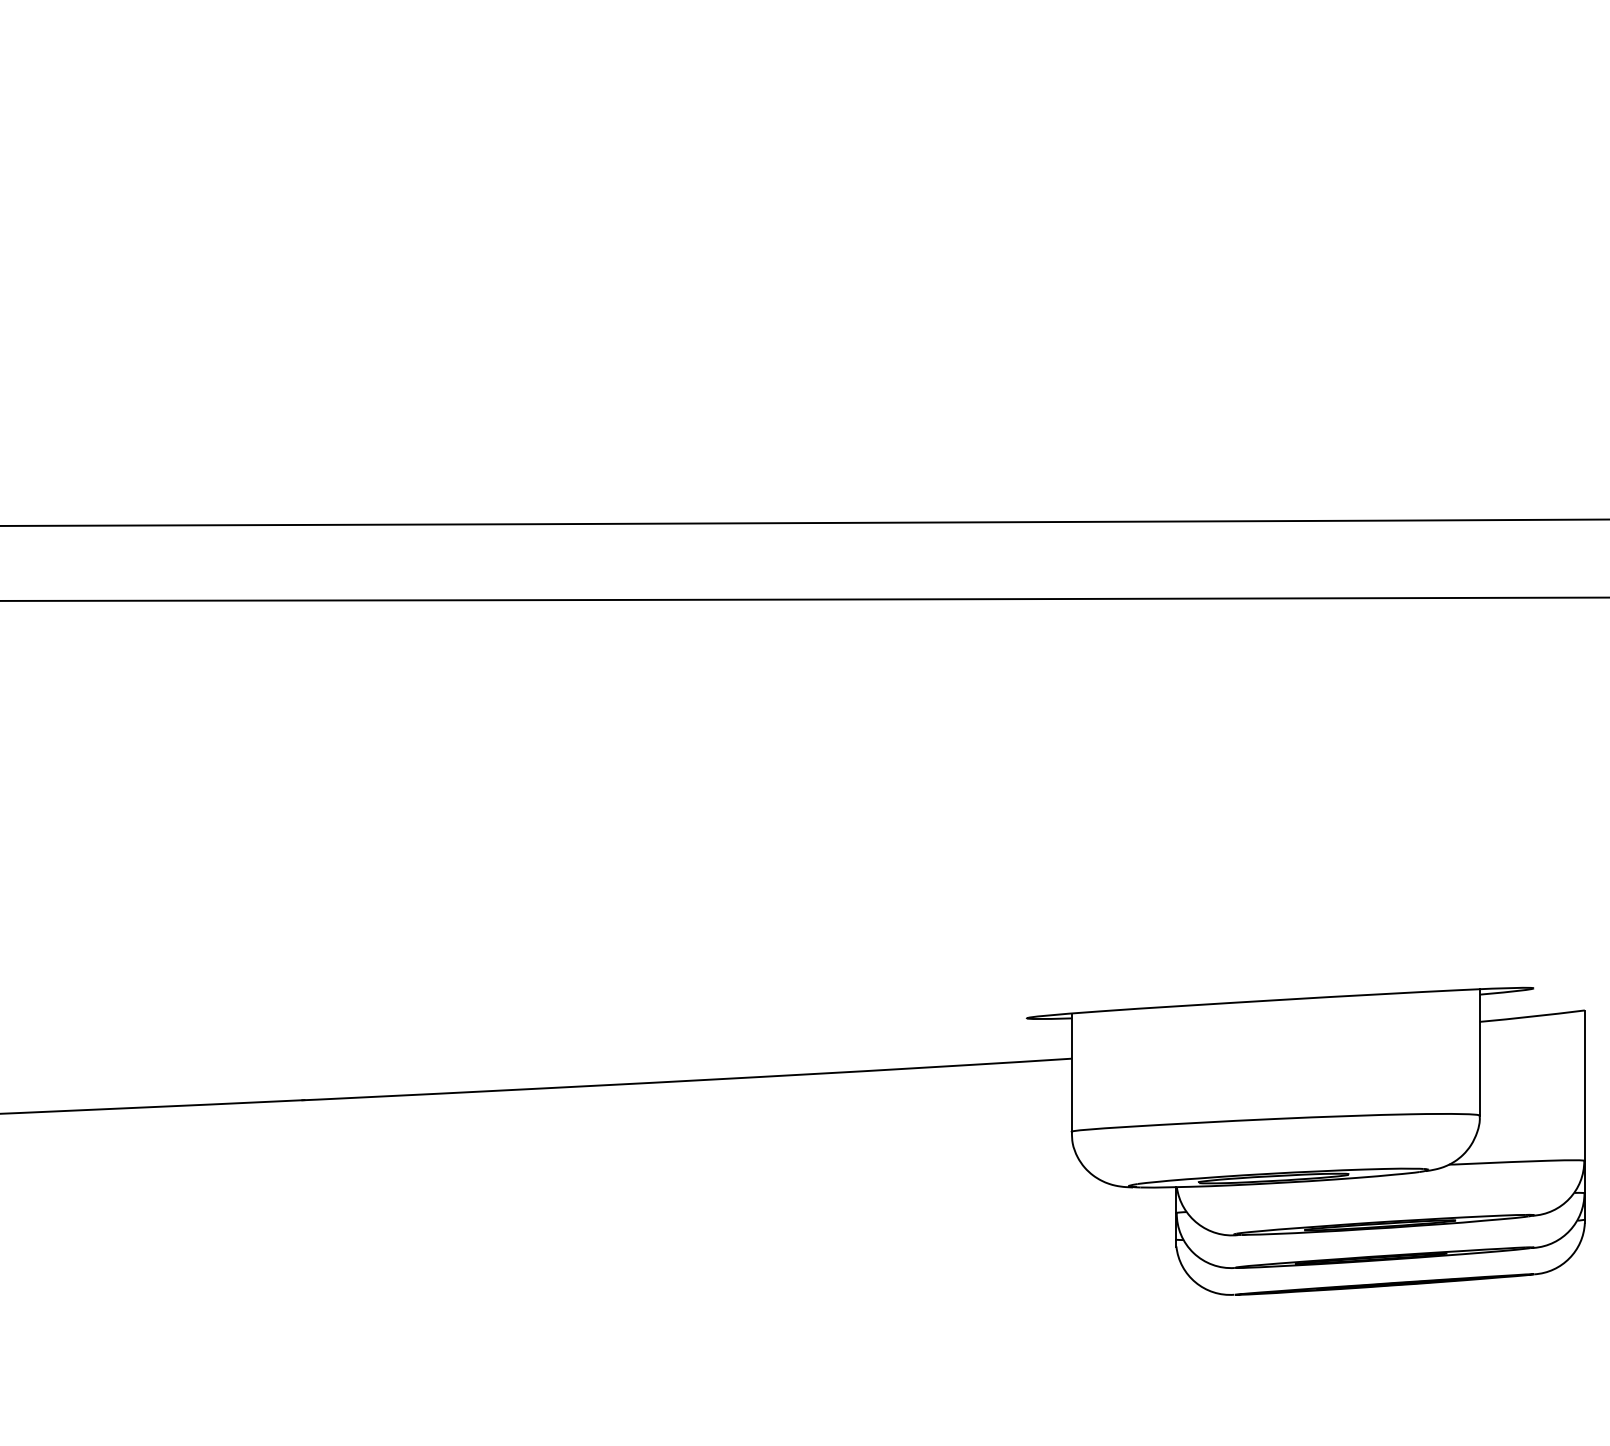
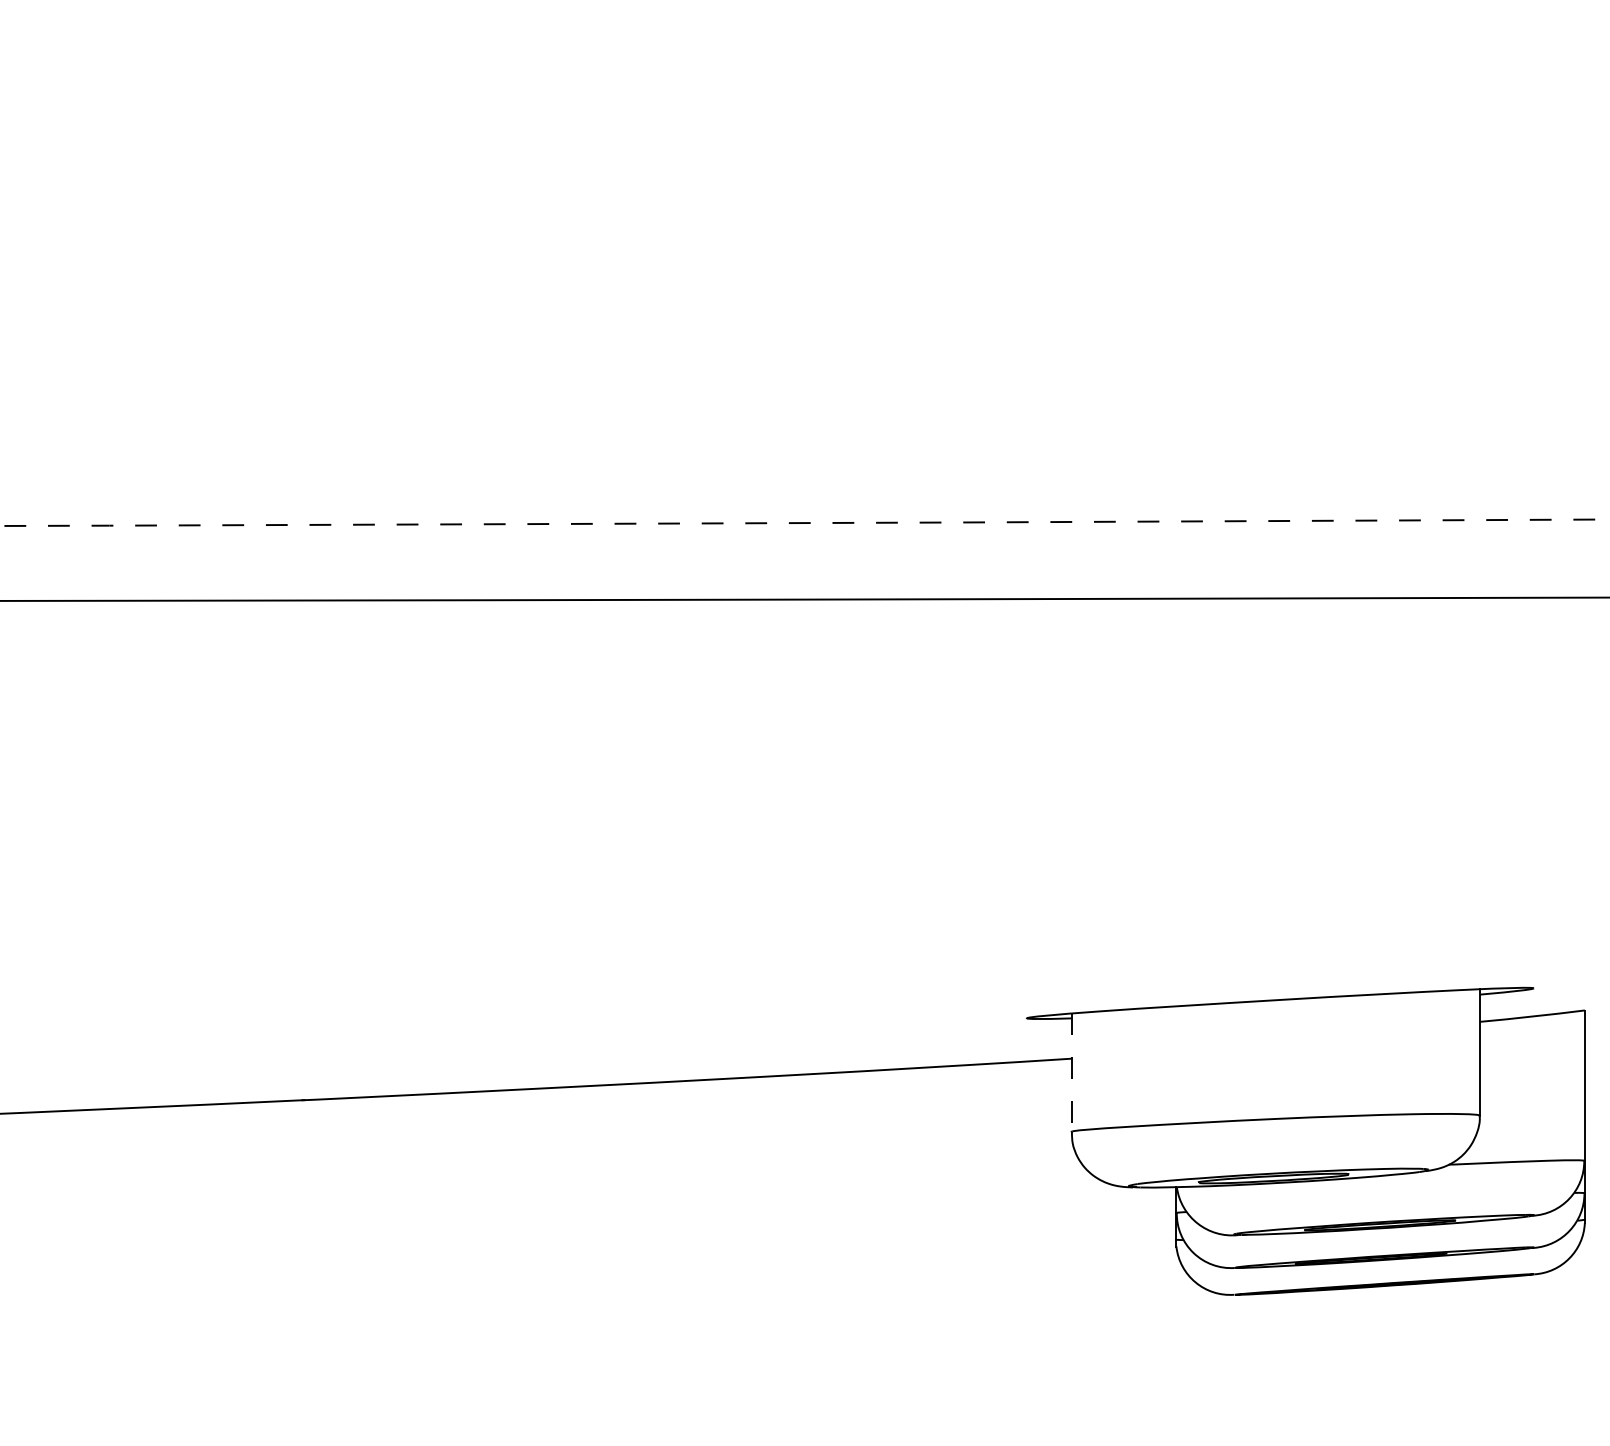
arc: solid -> dashed (804, 523)
line: solid -> dashed (1071, 1073)
